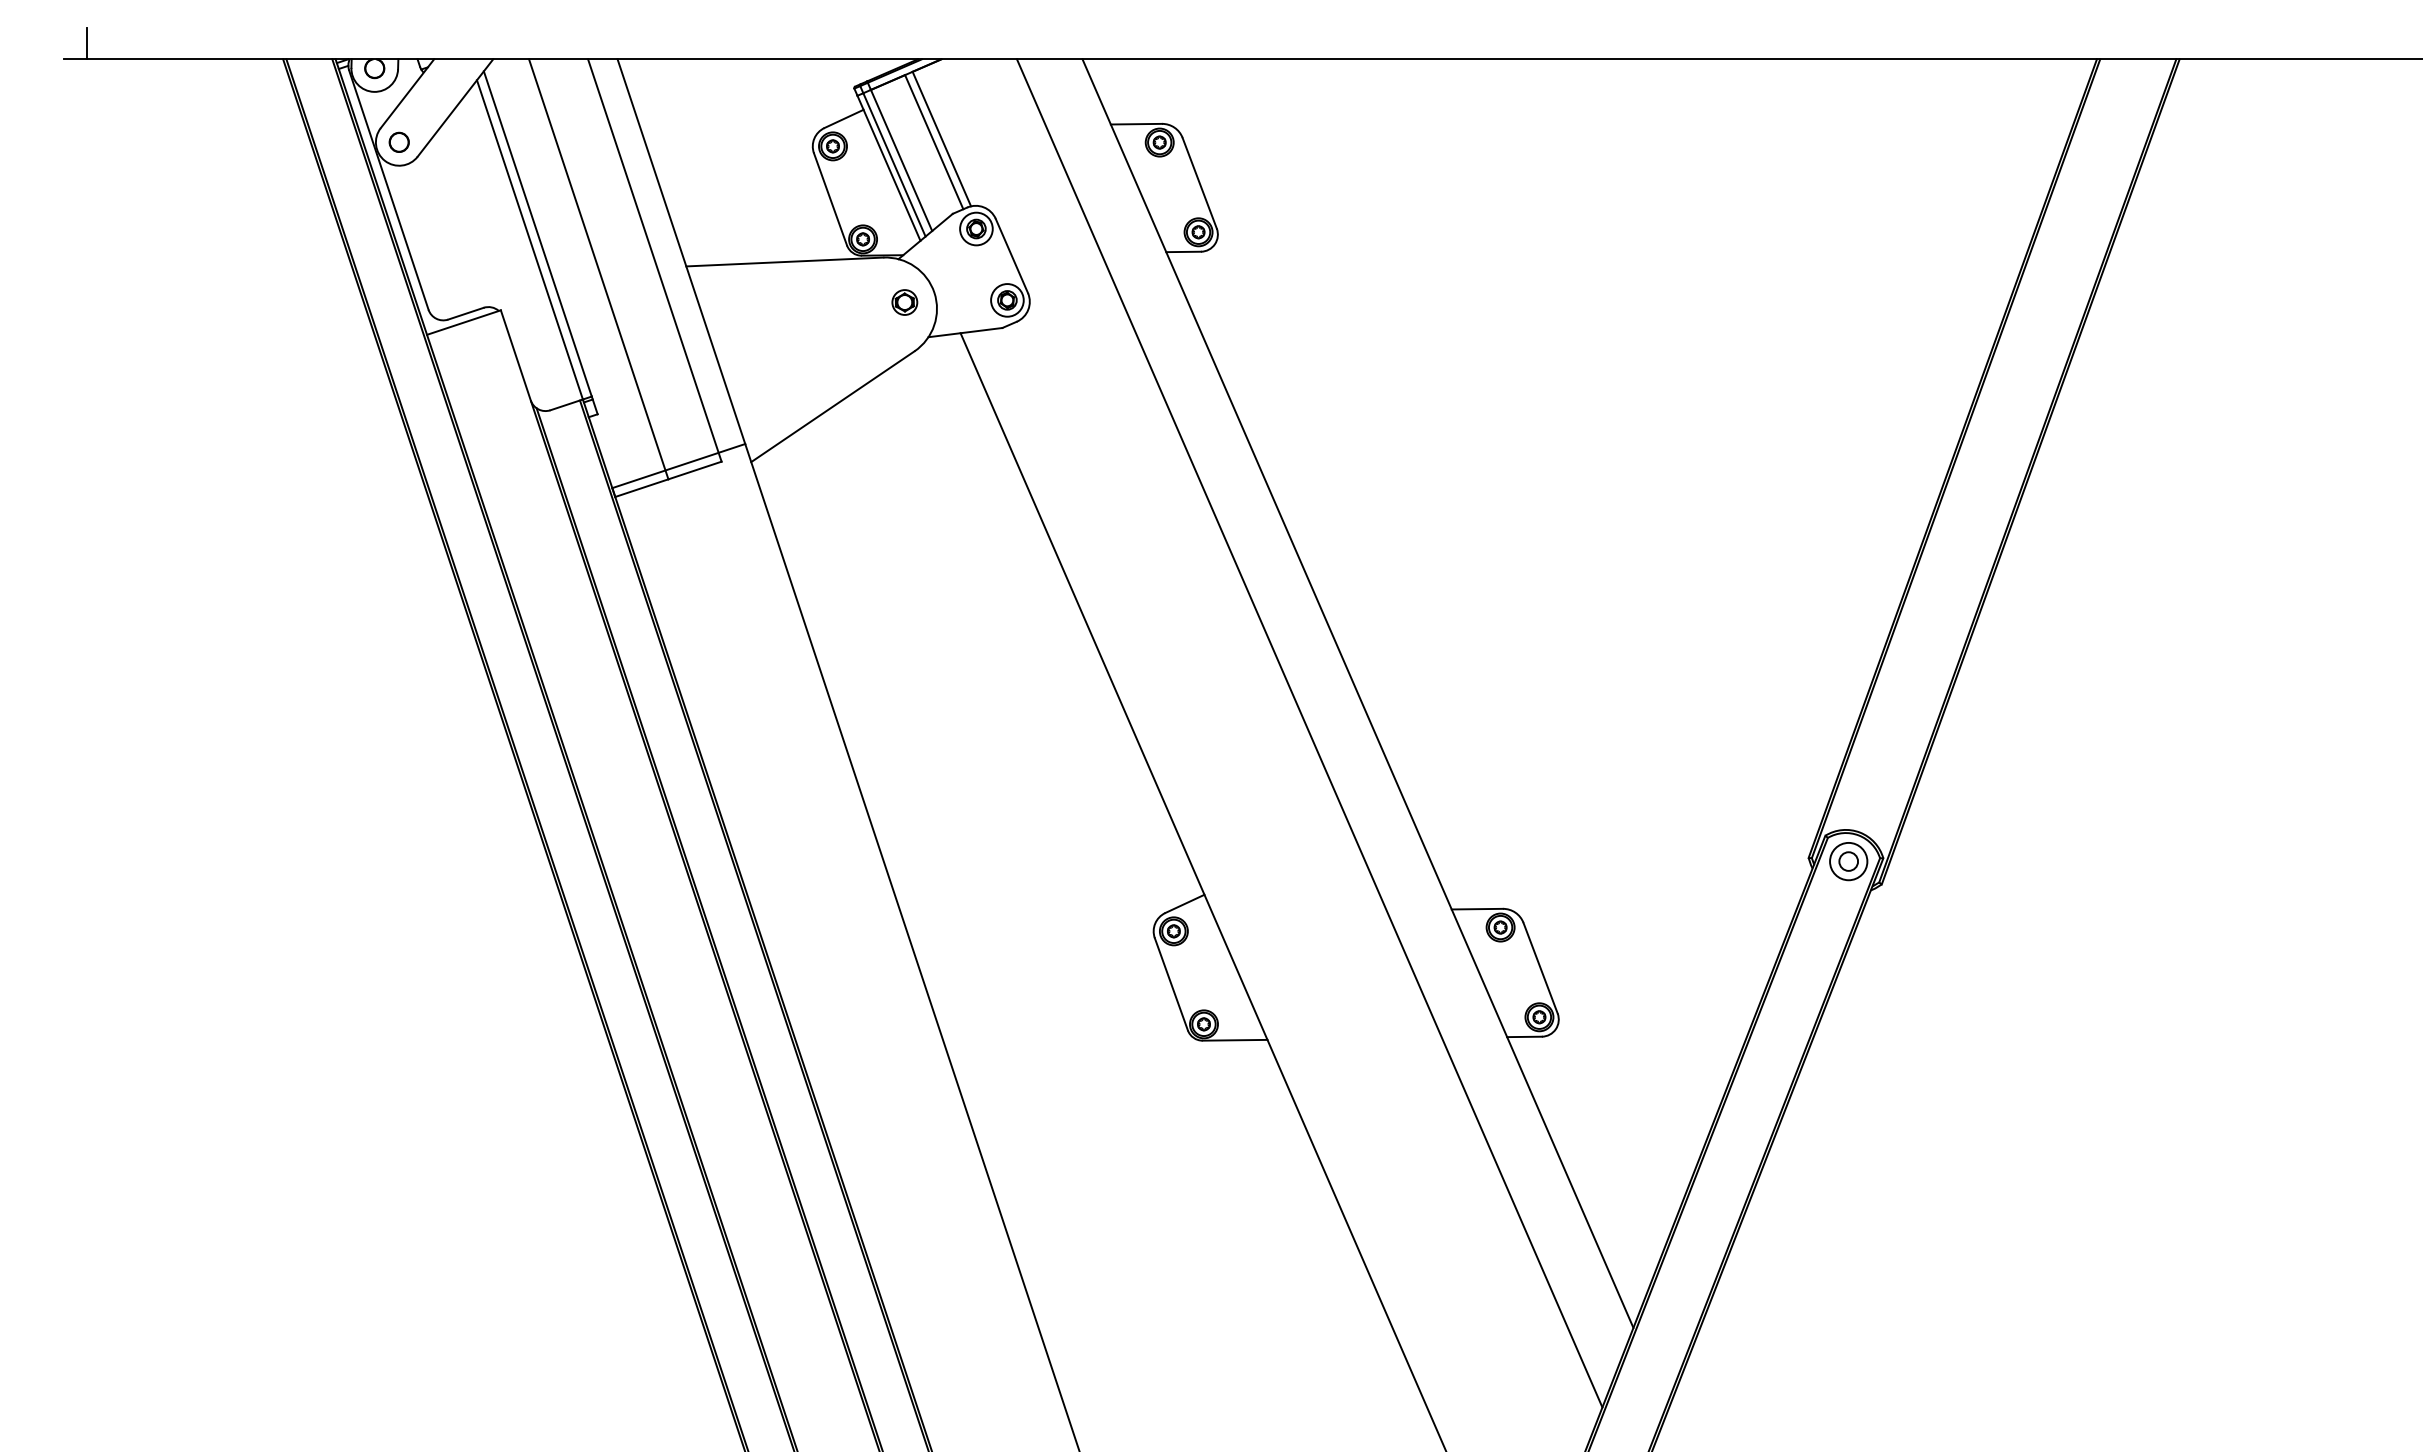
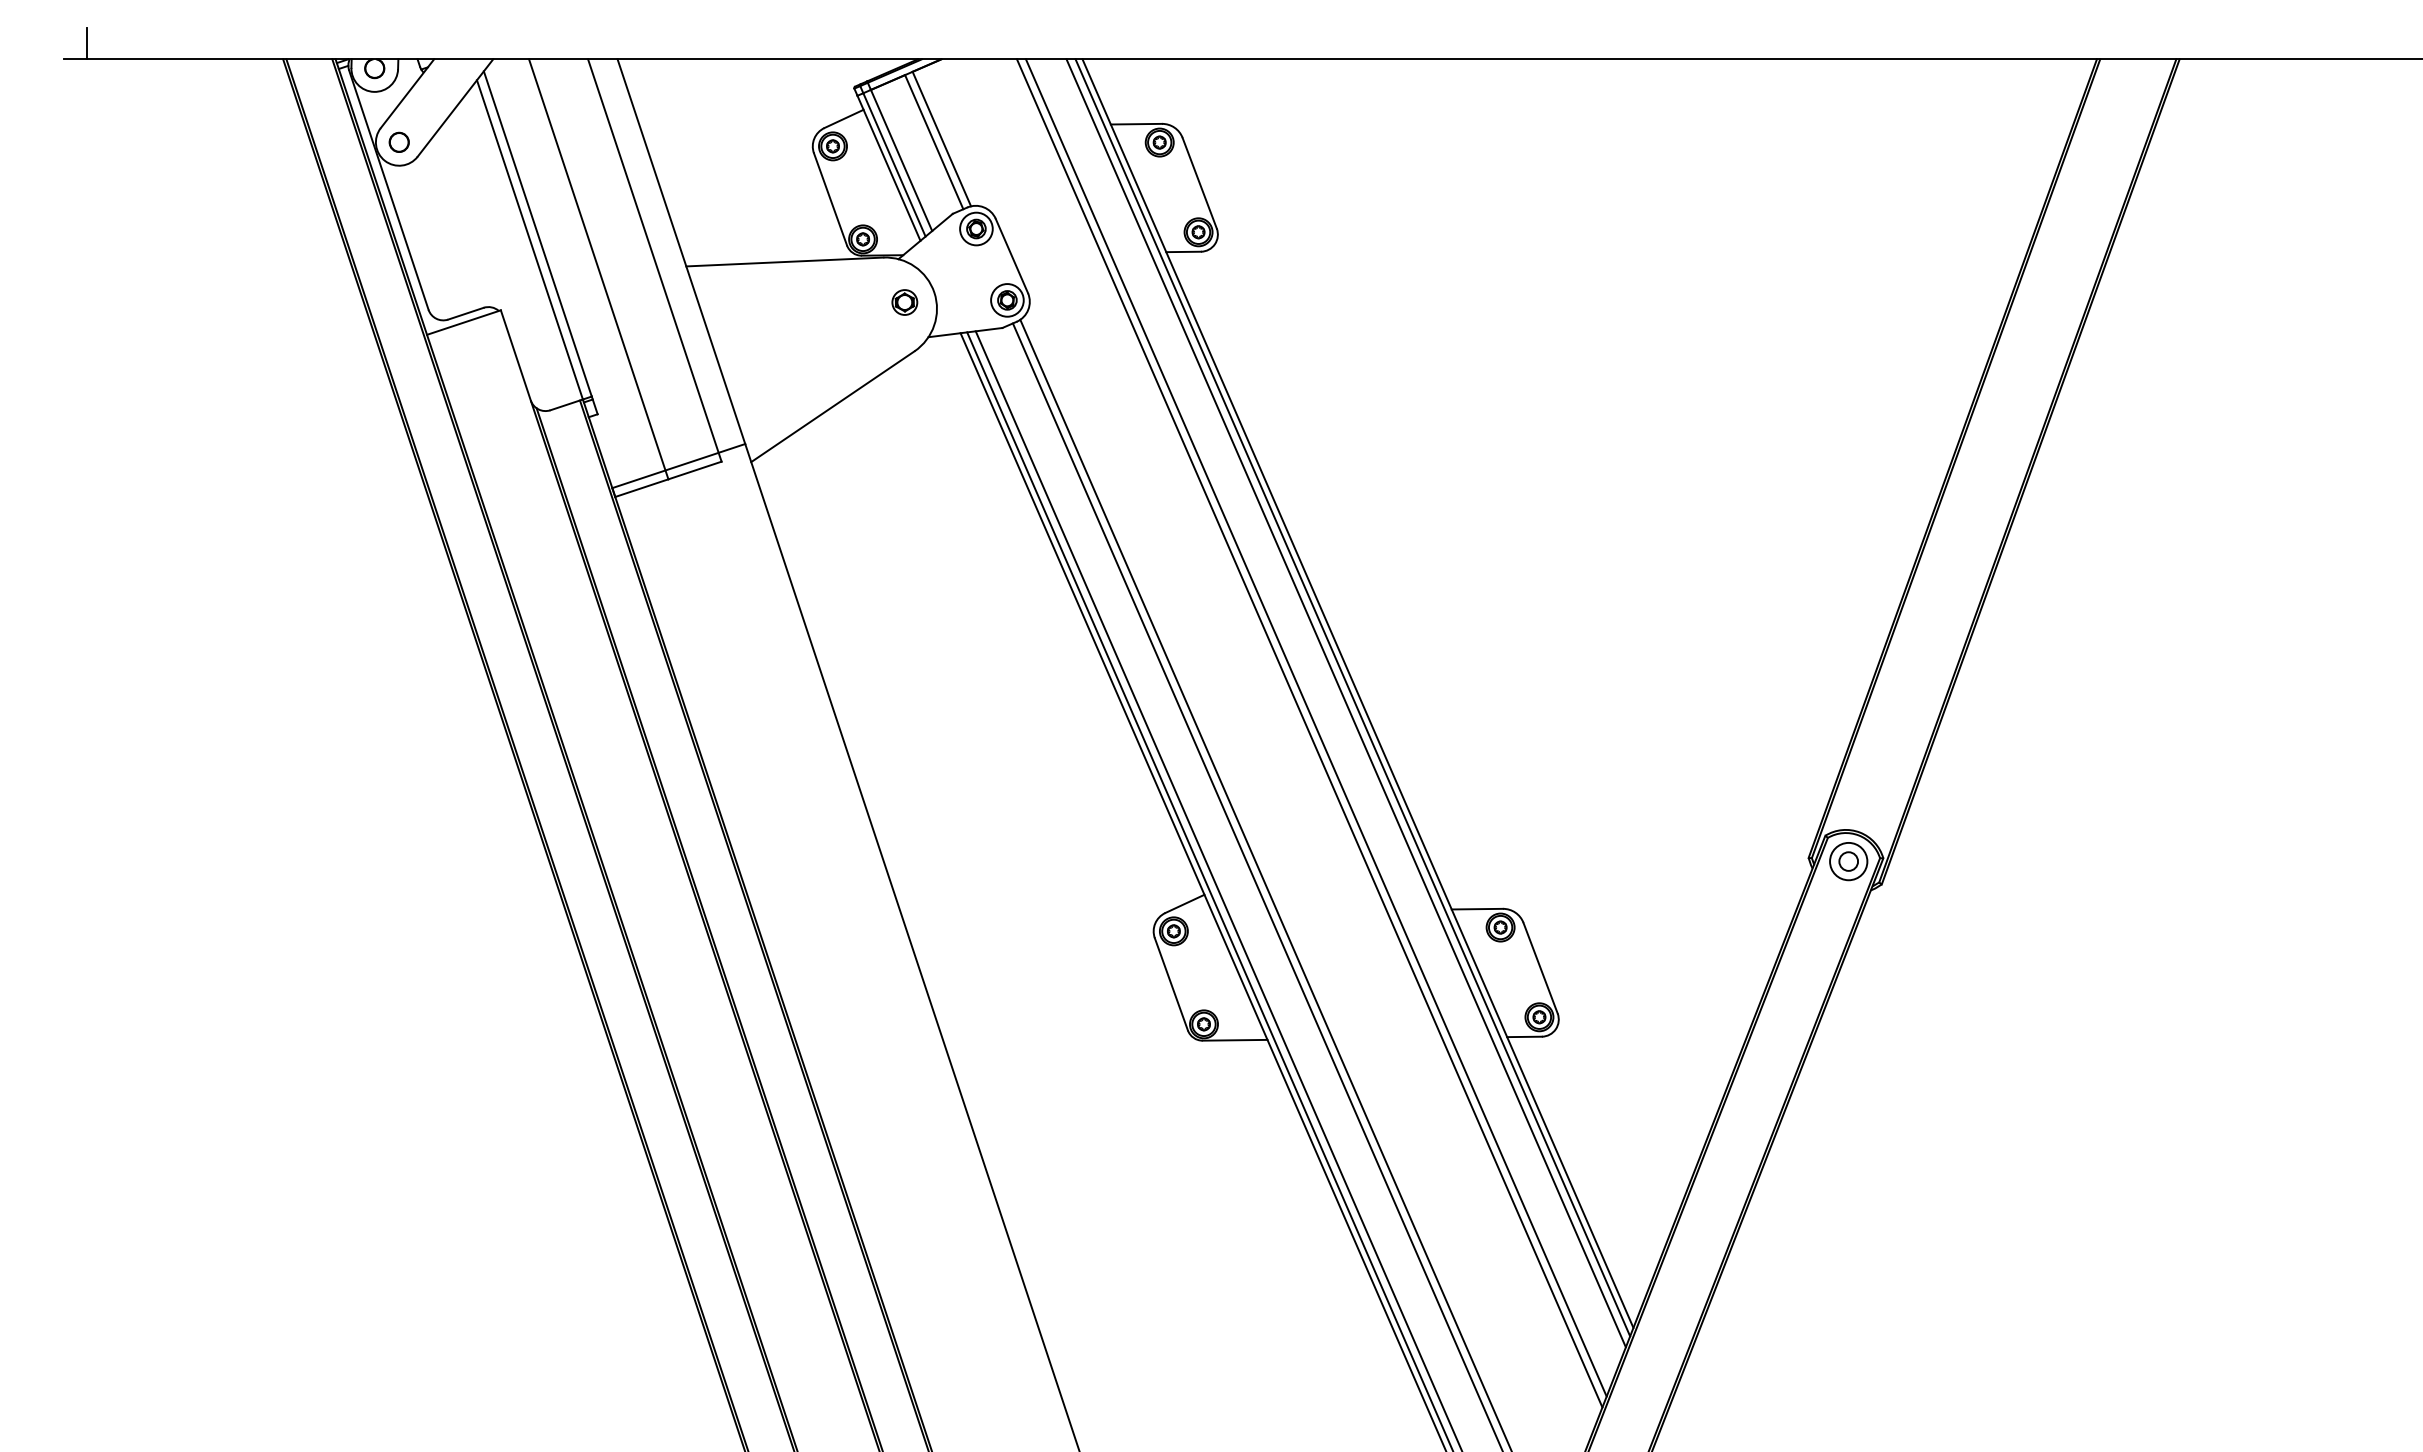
line: none -> present (1352, 697)
line: none -> present (1345, 703)
line: none -> present (1315, 727)
line: none -> present (1265, 883)
line: none -> present (1256, 885)
line: none -> present (1217, 889)
line: none -> present (1209, 890)
